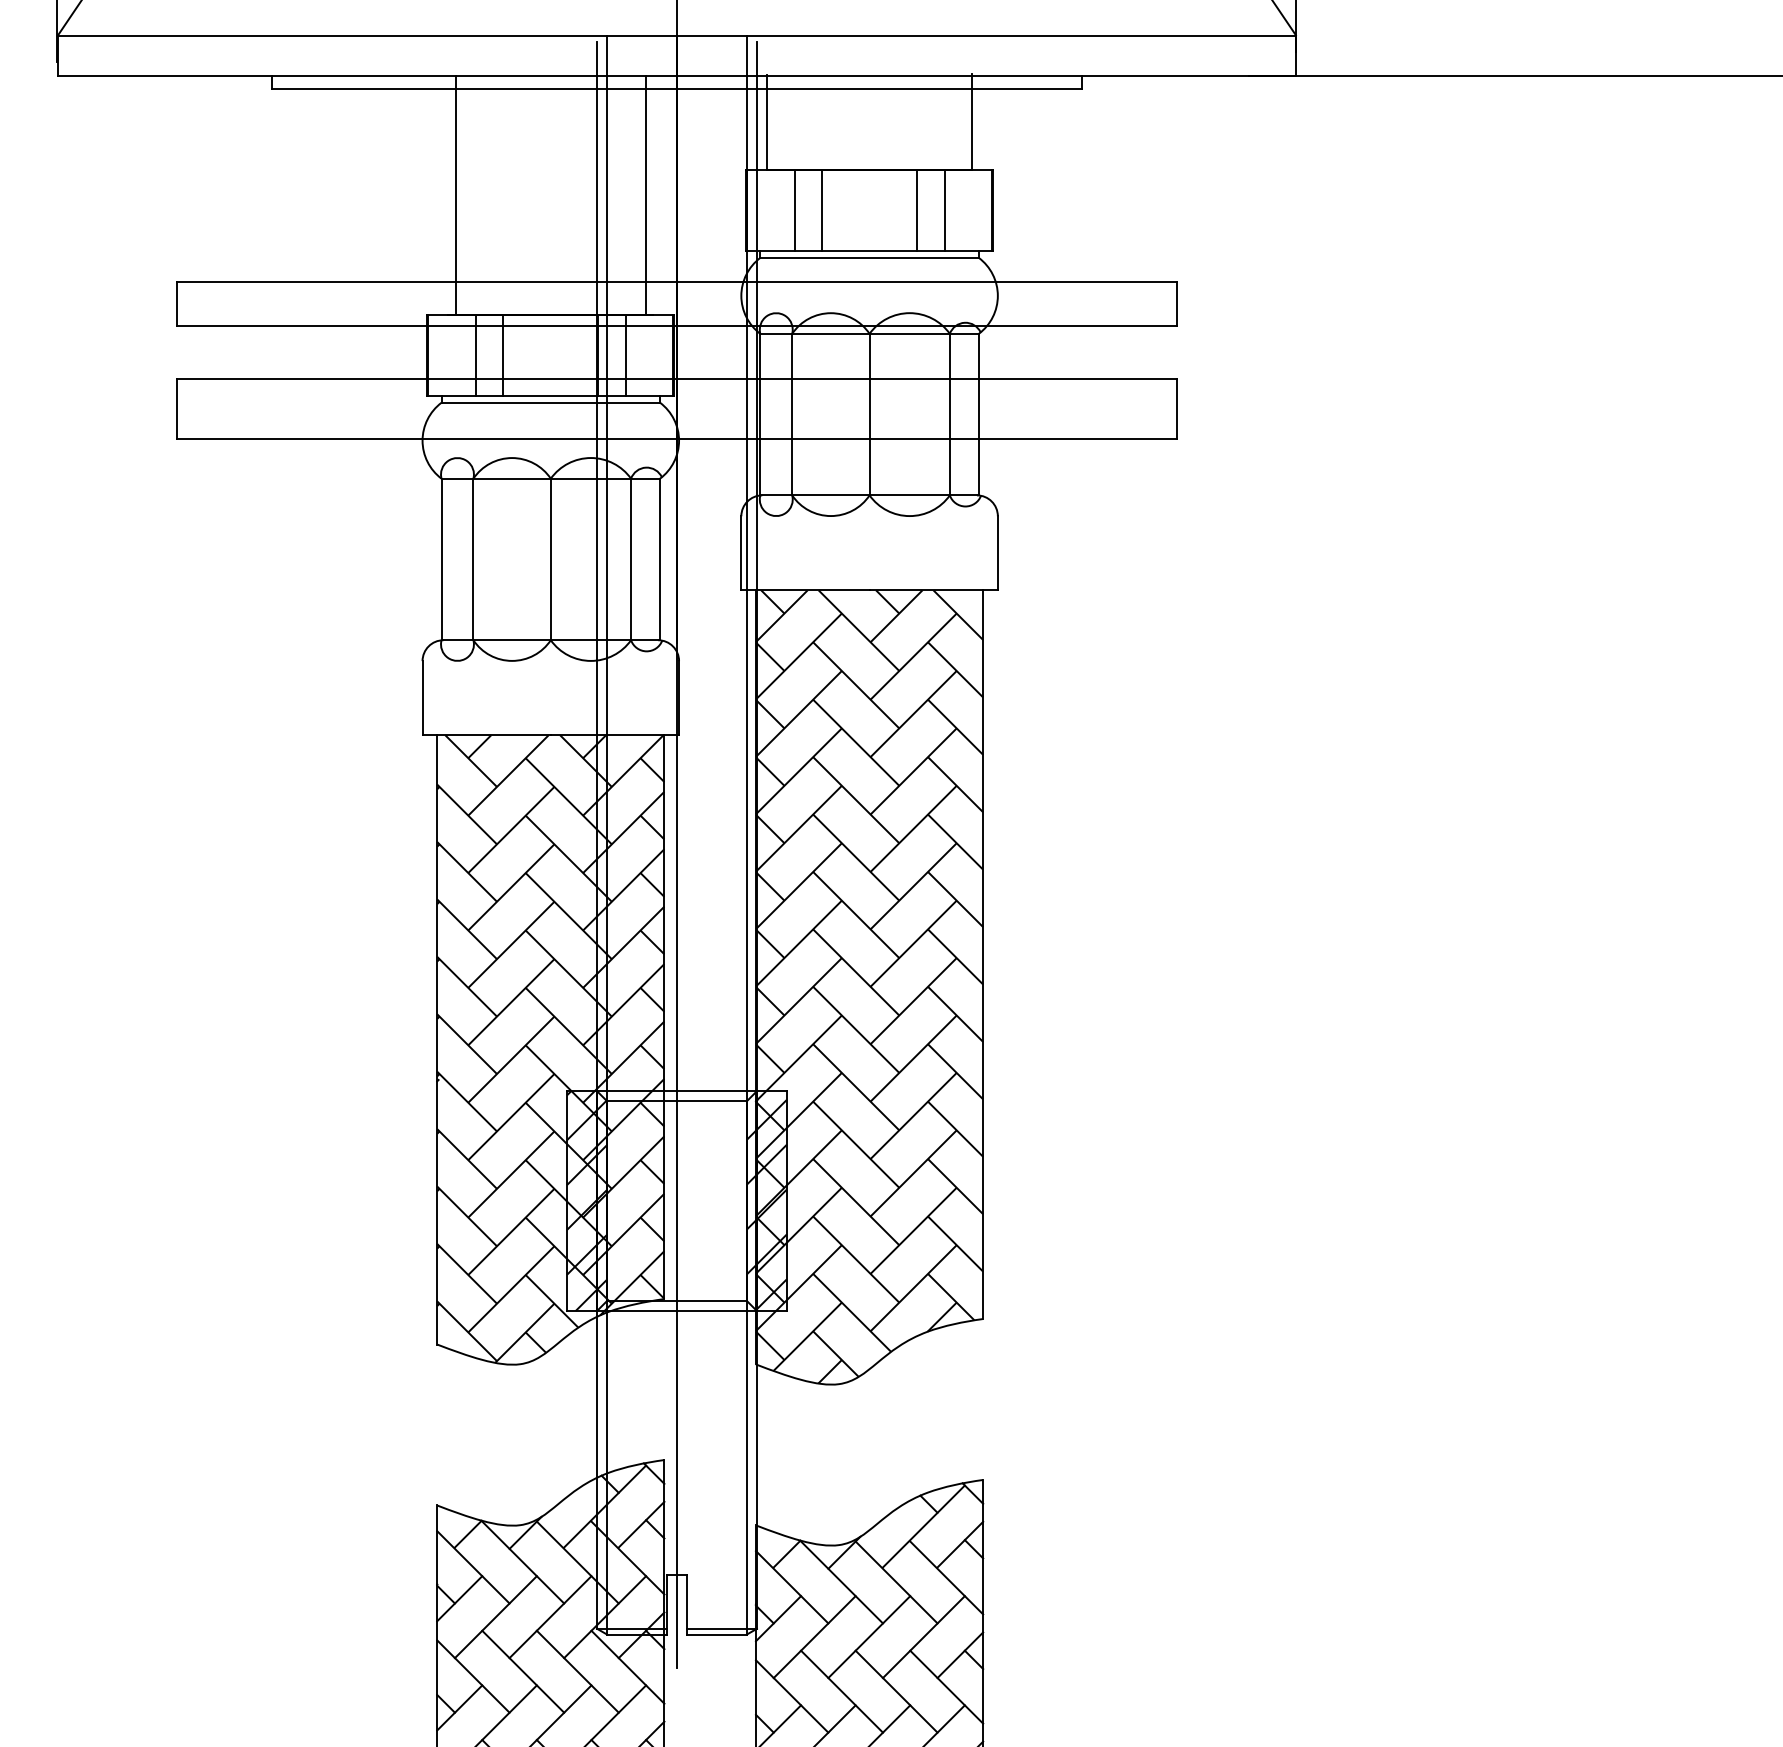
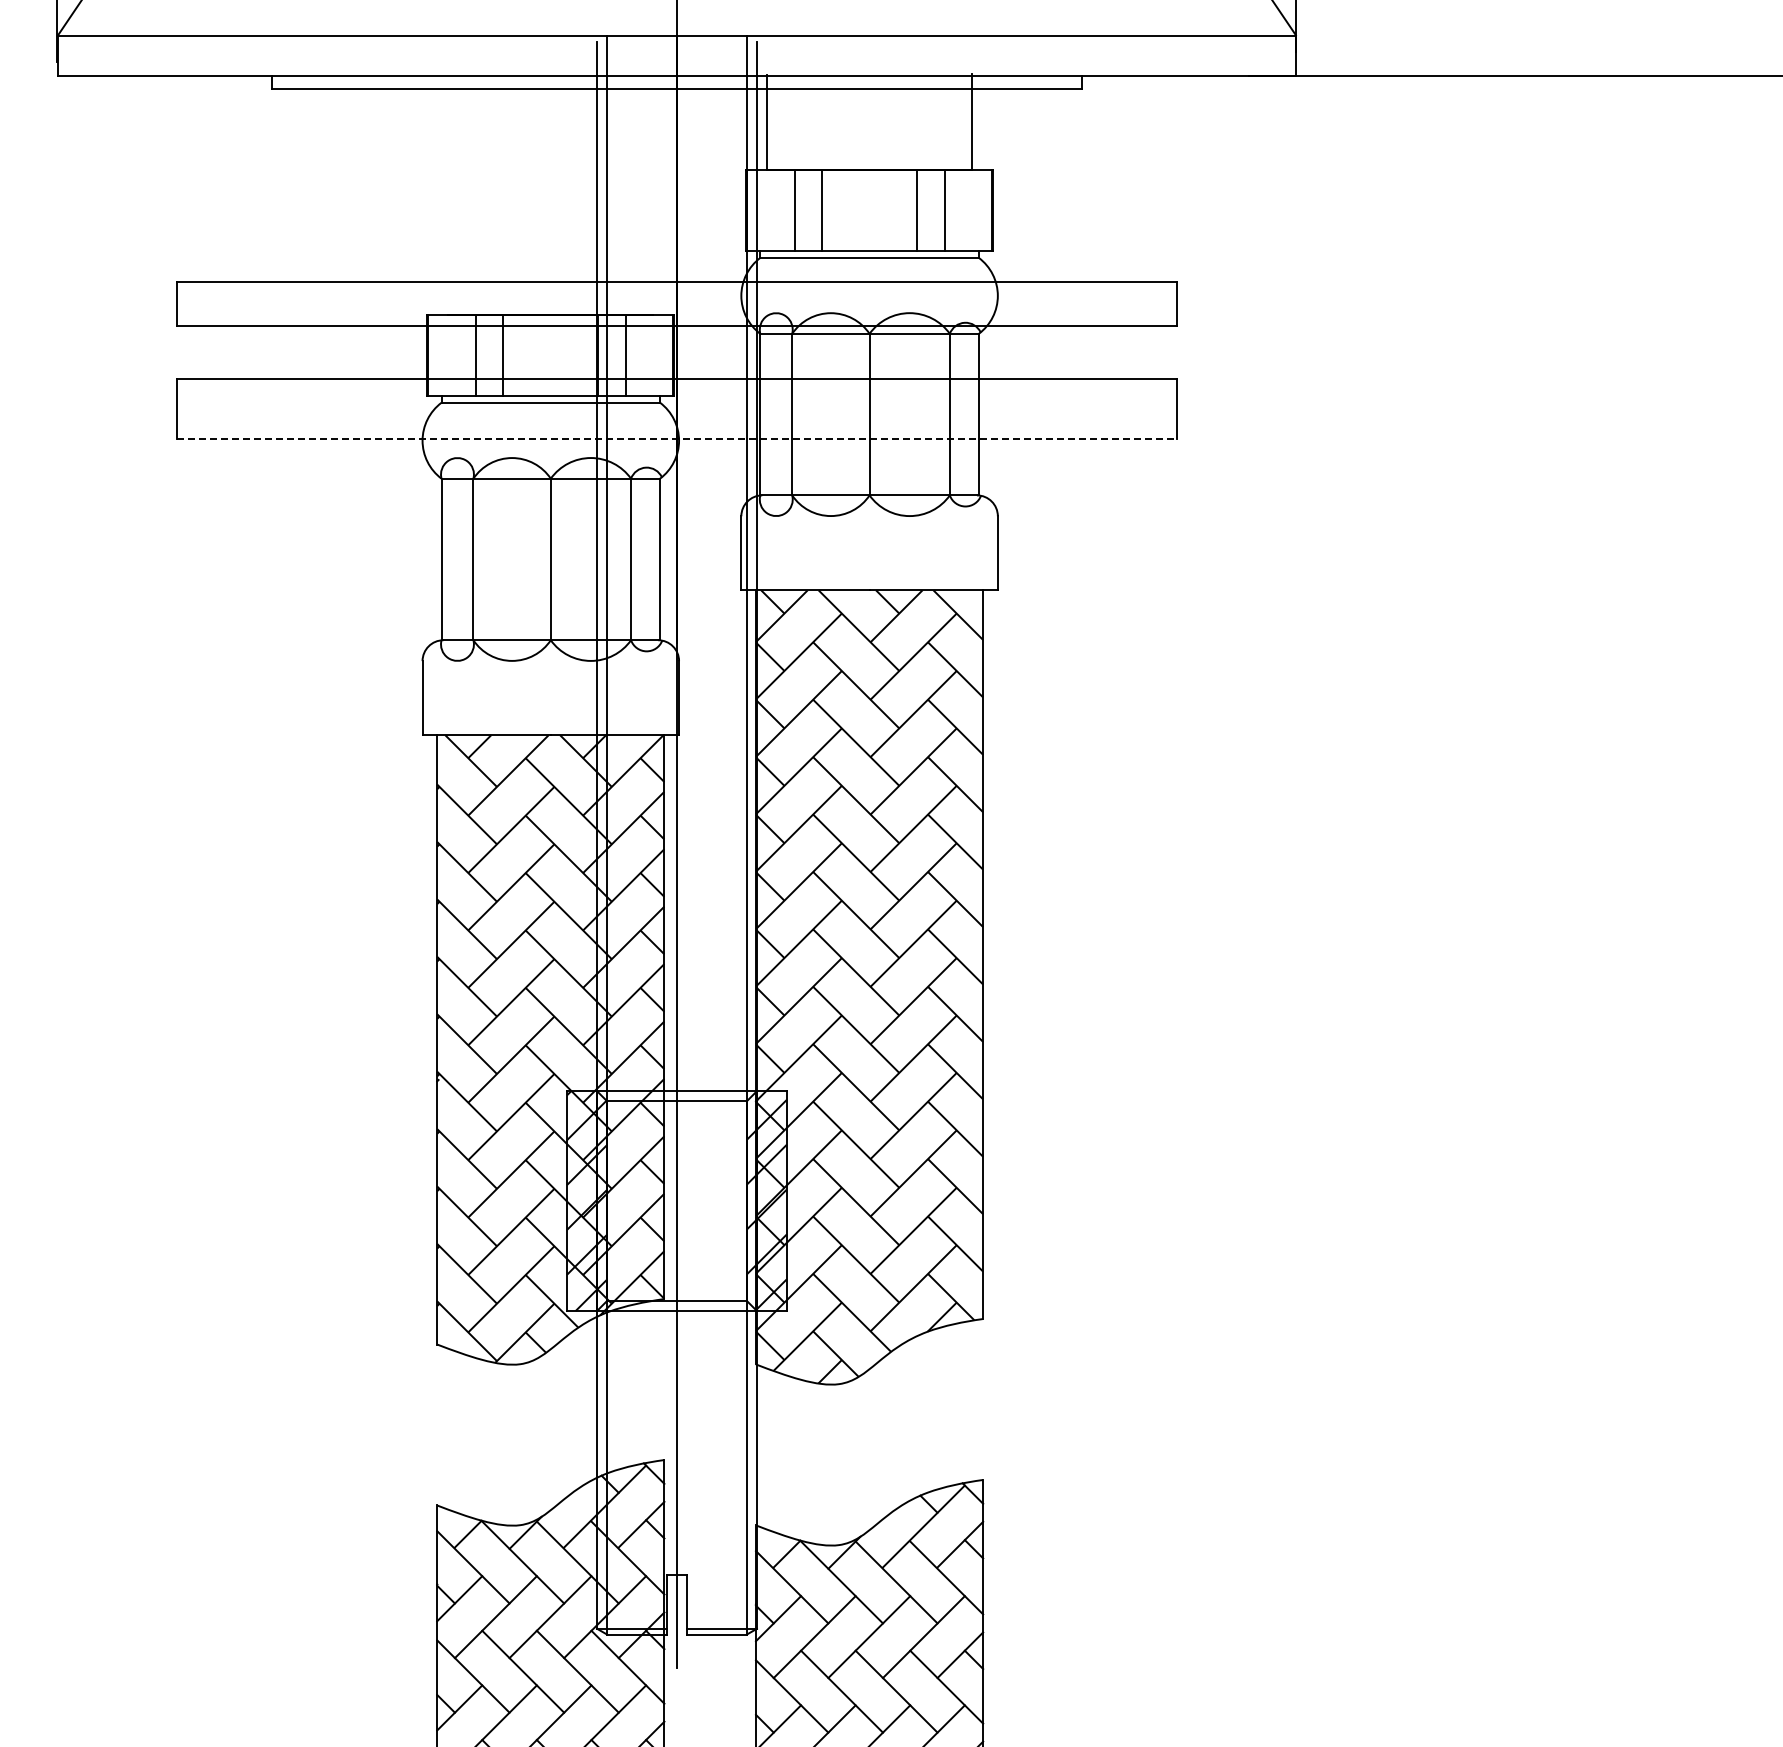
line: present -> none (455, 194)
line: present -> none (645, 194)
line: solid -> dashed (677, 438)
